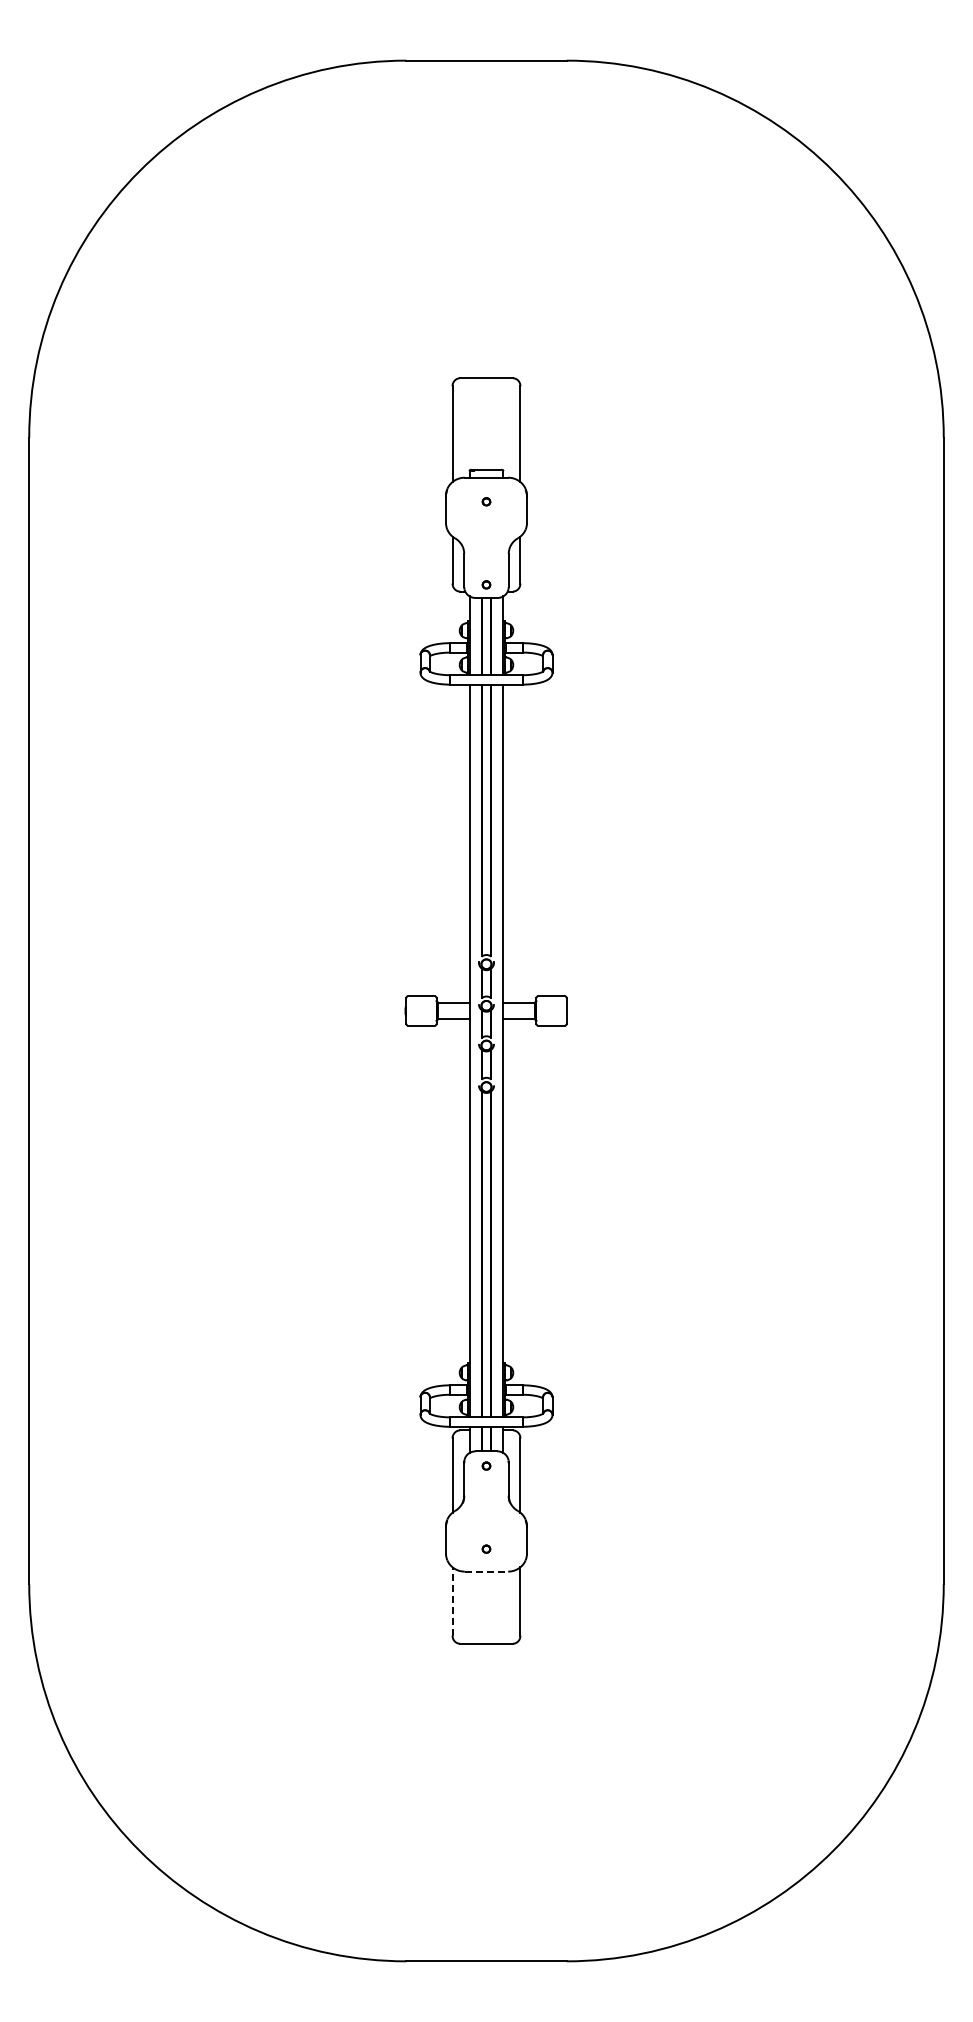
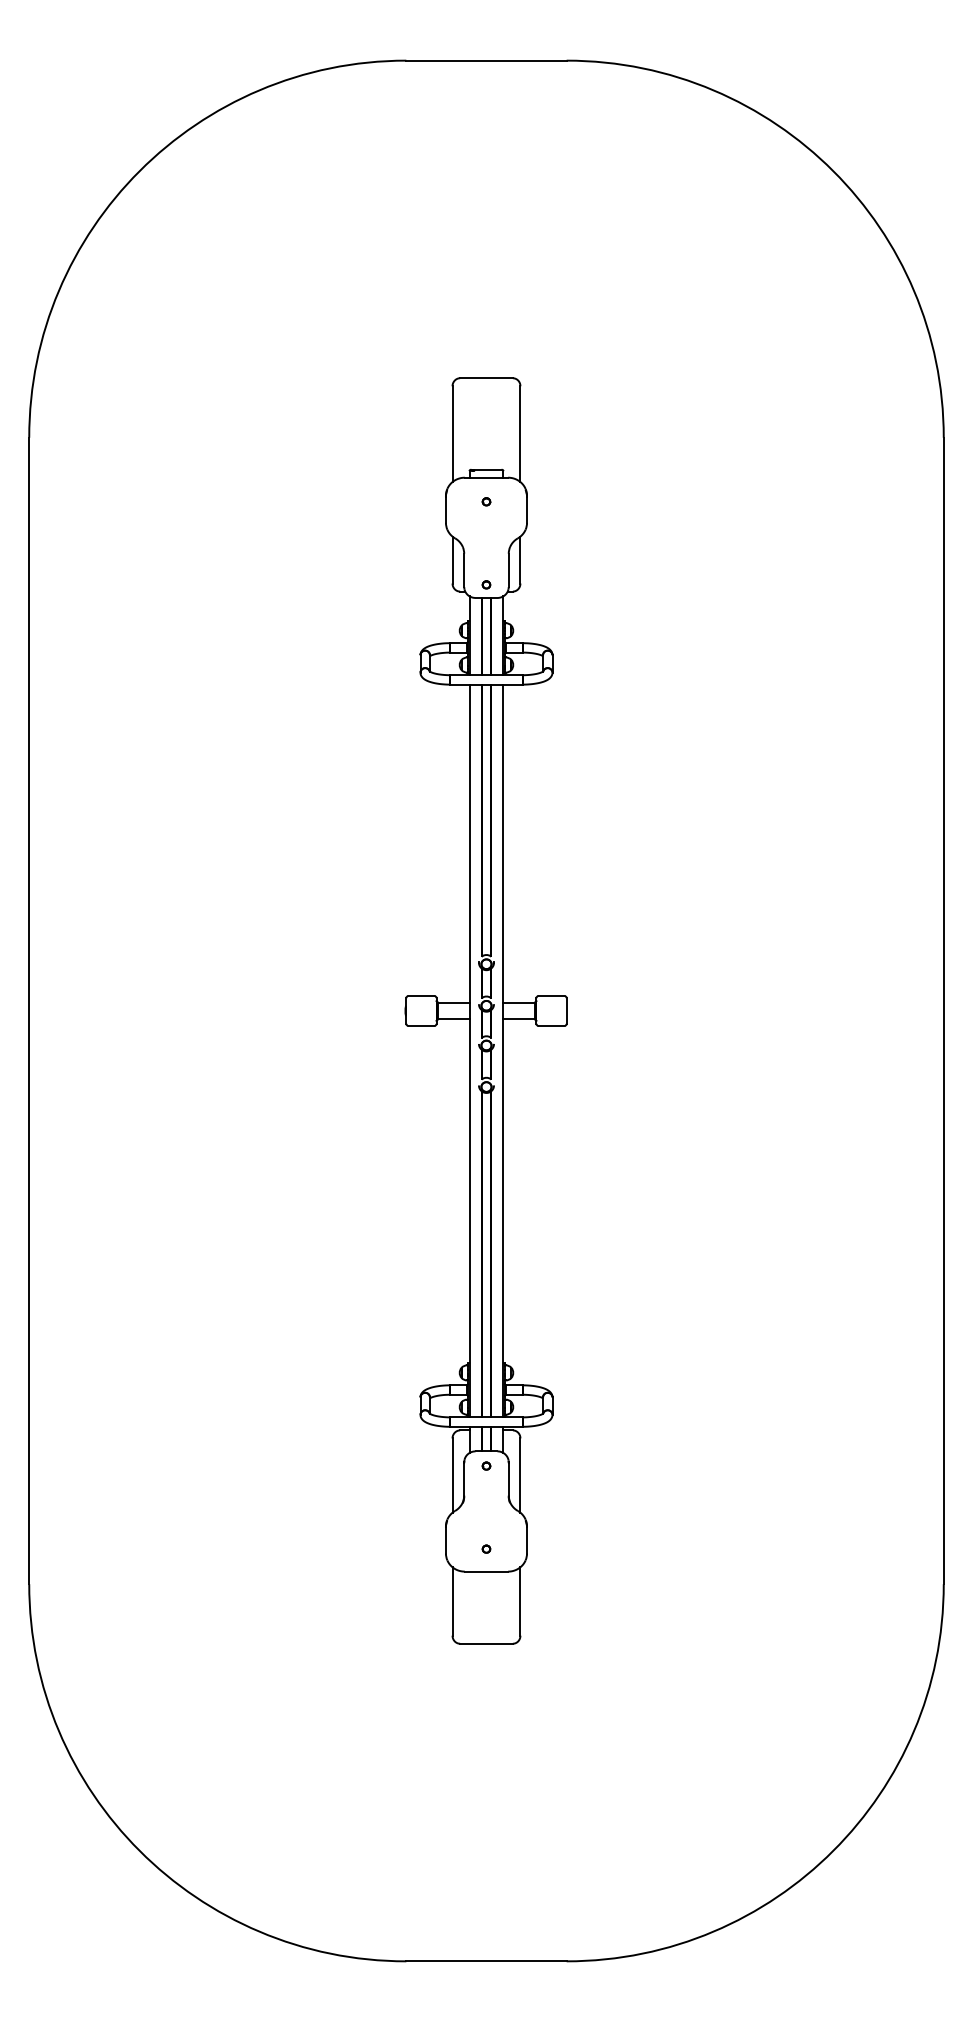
line: dashed -> solid (486, 1571)
line: dashed -> solid (452, 1600)
